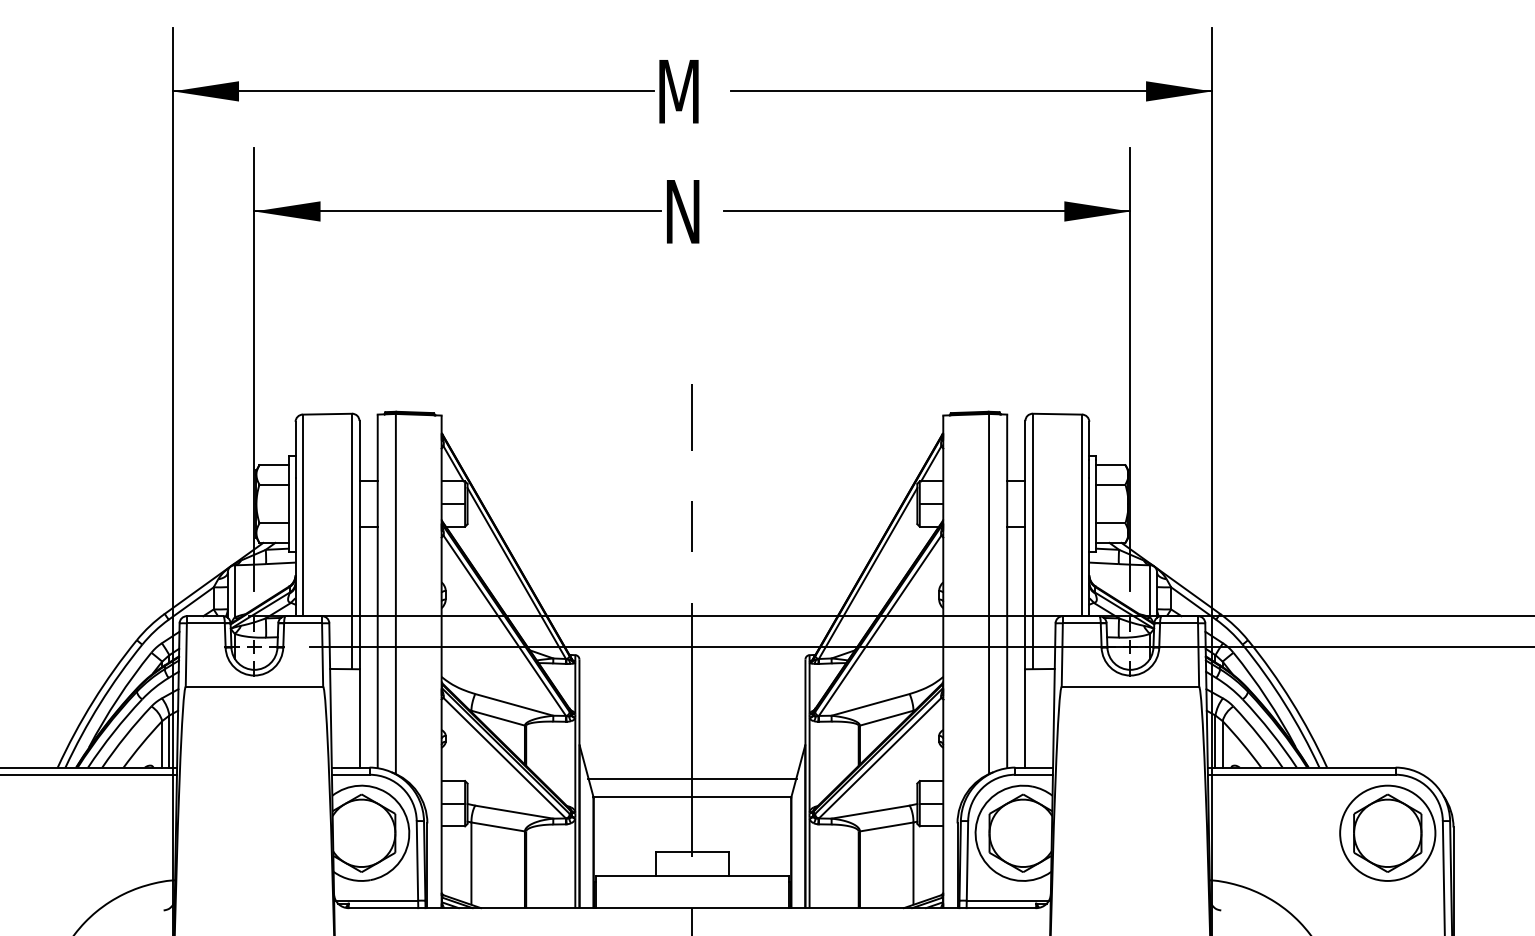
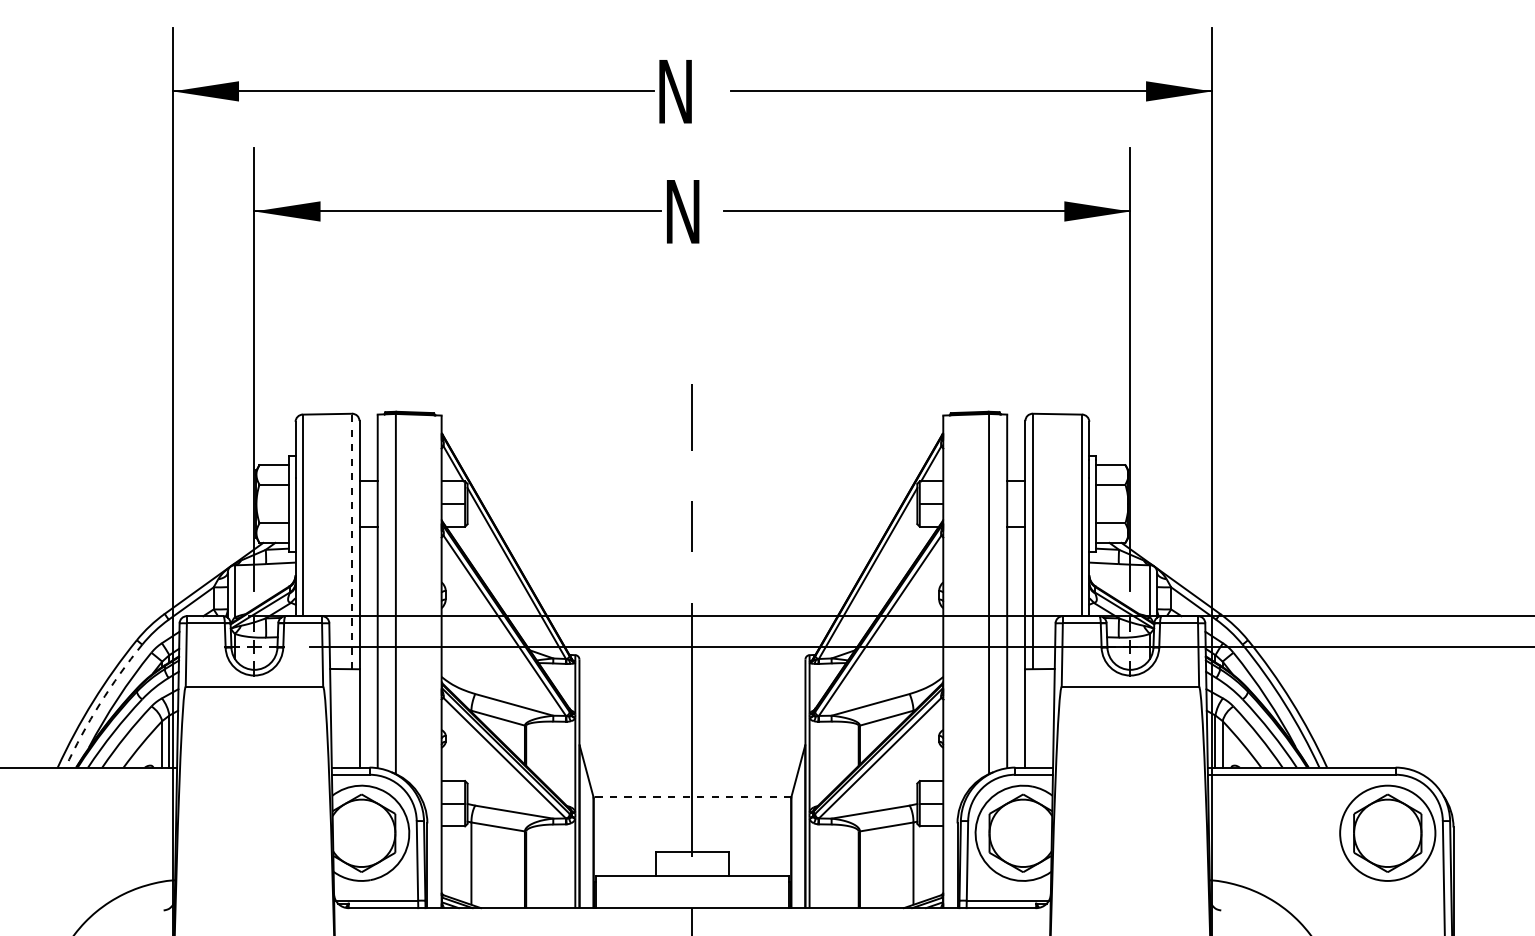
text: M -> N (681, 91)
line: solid -> dashed (352, 541)
arc: solid -> dashed (100, 703)
line: present -> none (89, 774)
line: present -> none (692, 778)
line: solid -> dashed (691, 797)
